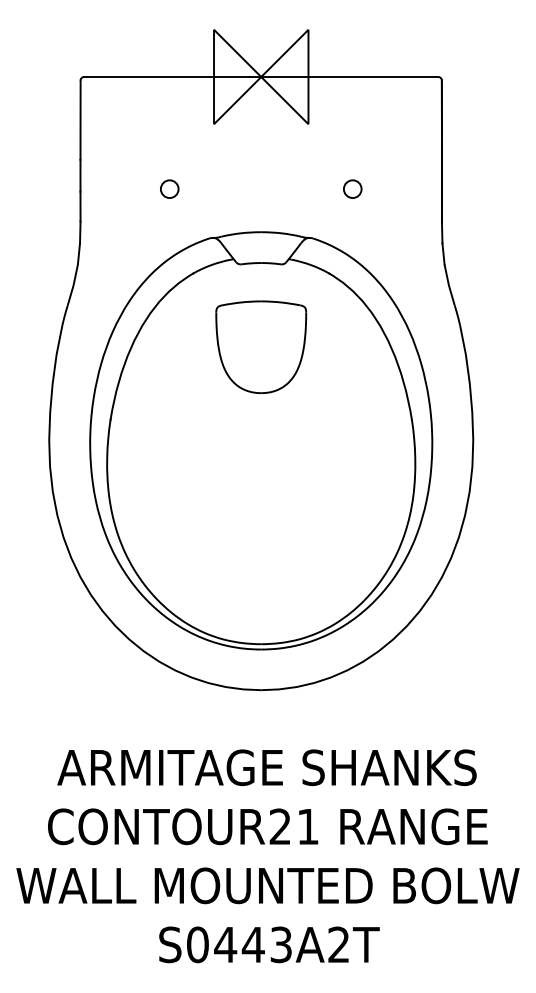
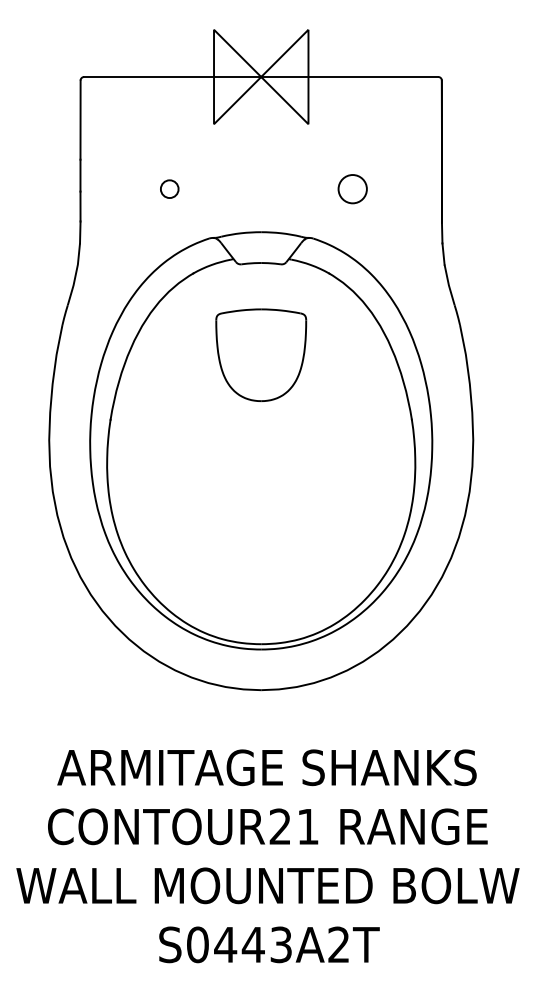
circle diameter: 18 px -> 28 px (352, 189)
part position: (261, 346) -> (261, 354) (261, 354)
